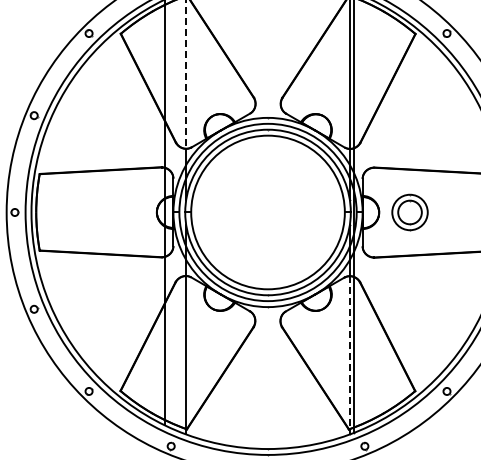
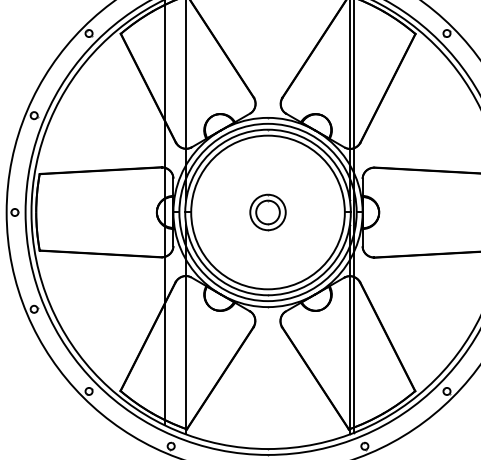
line: dashed -> solid (186, 74)
part position: (409, 212) -> (267, 212) (267, 212)
line: dashed -> solid (349, 353)
